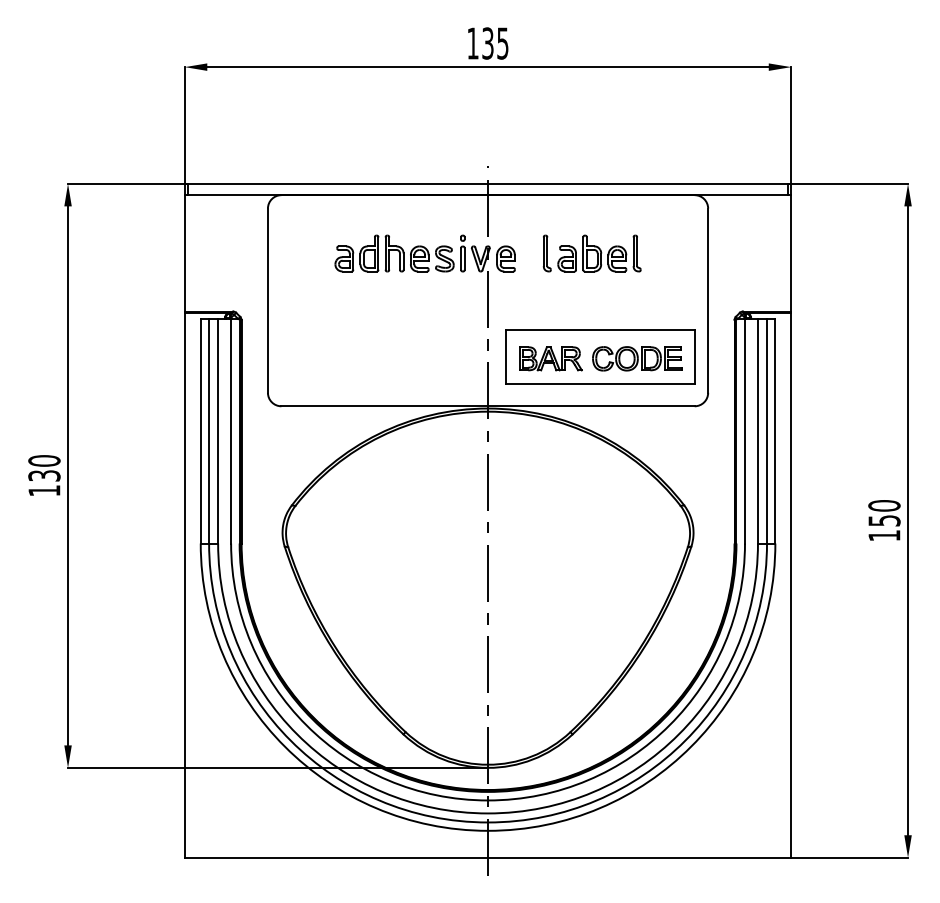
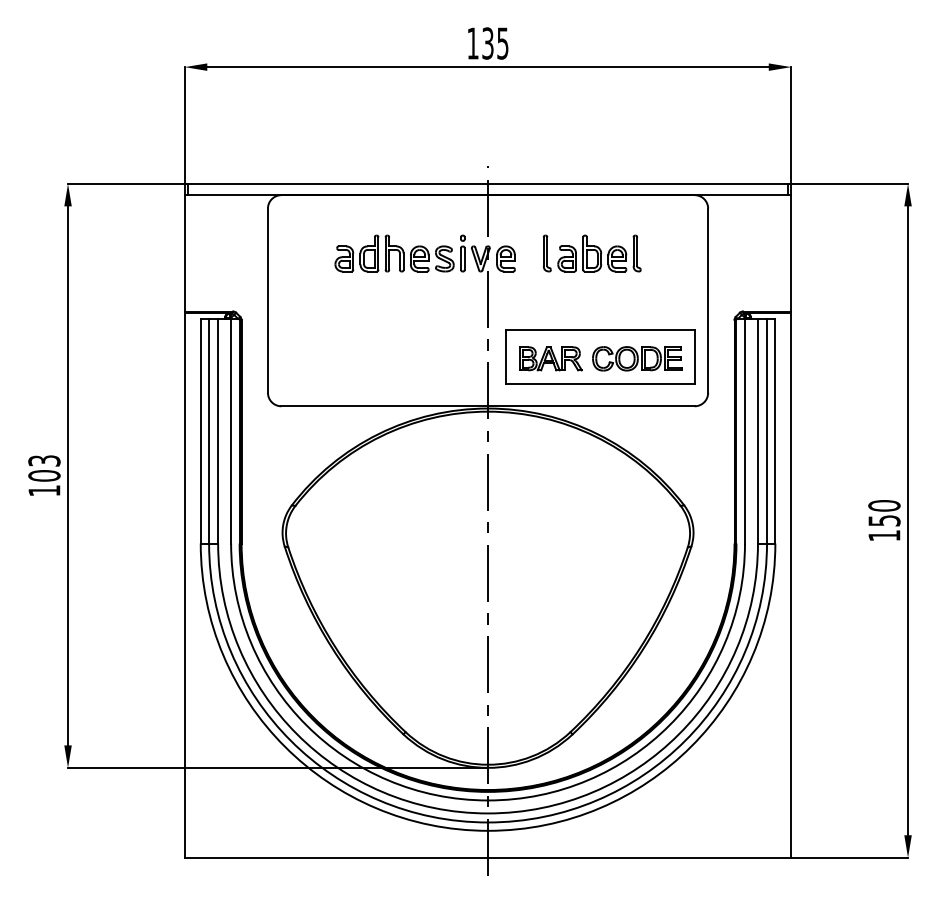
text: 130 -> 103 (44, 468)
